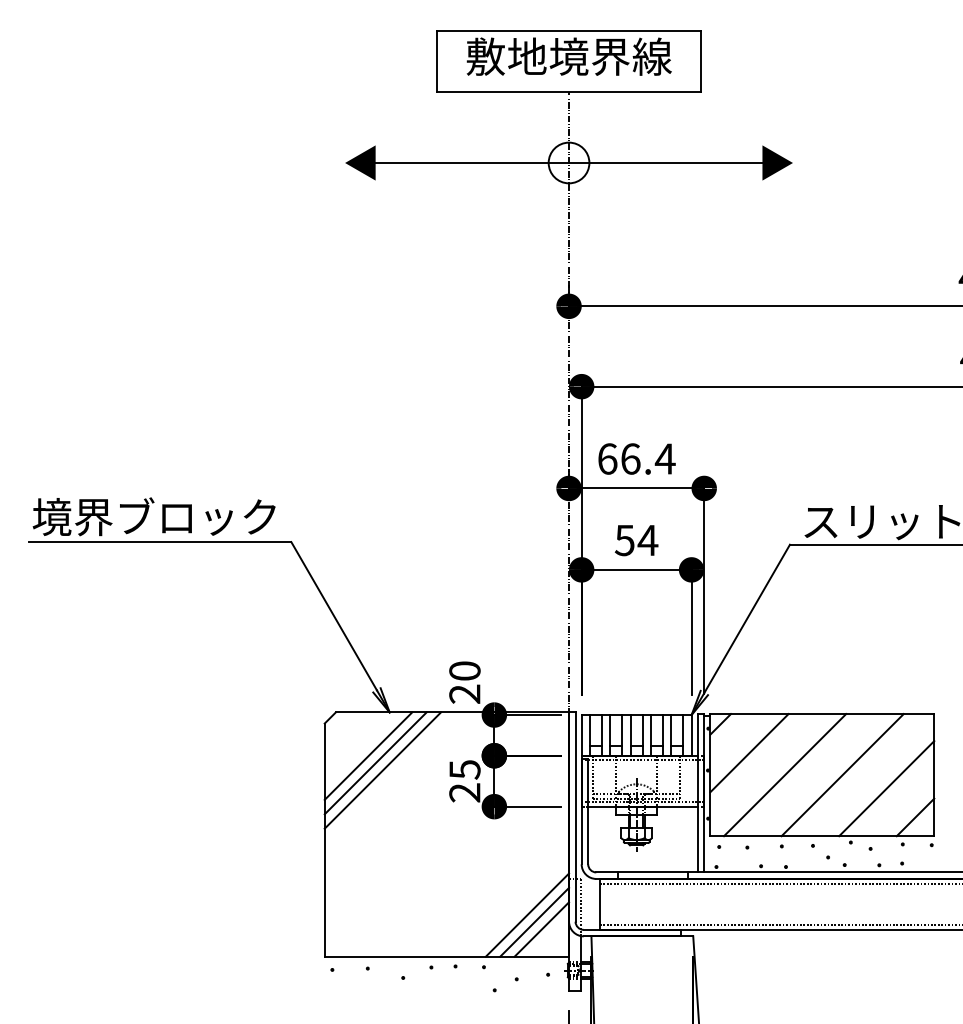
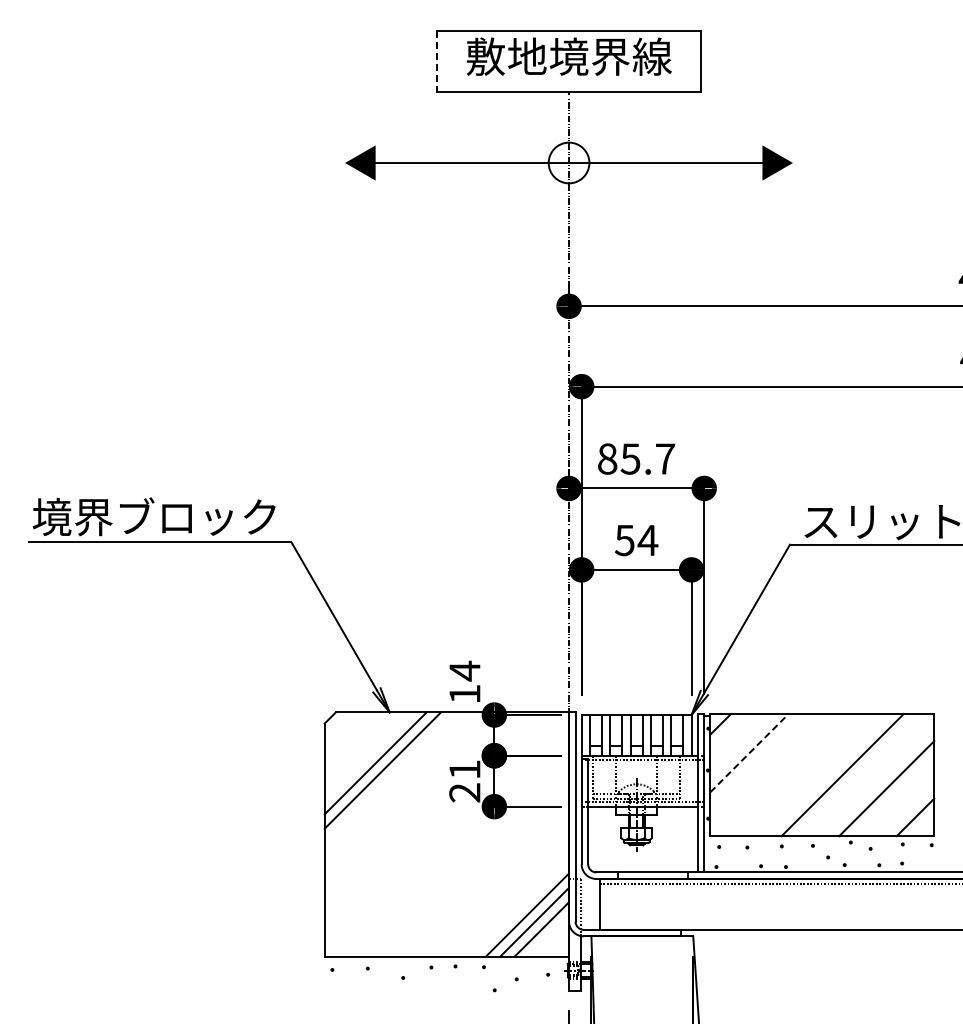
line: solid -> dashed (436, 61)
text: 66.4 -> 85.7 (636, 458)
text: 20 -> 14 (464, 681)
line: solid -> dashed (749, 752)
line: present -> none (368, 755)
text: 25 -> 21 (464, 769)
line: present -> none (785, 775)
line: present -> none (779, 925)
